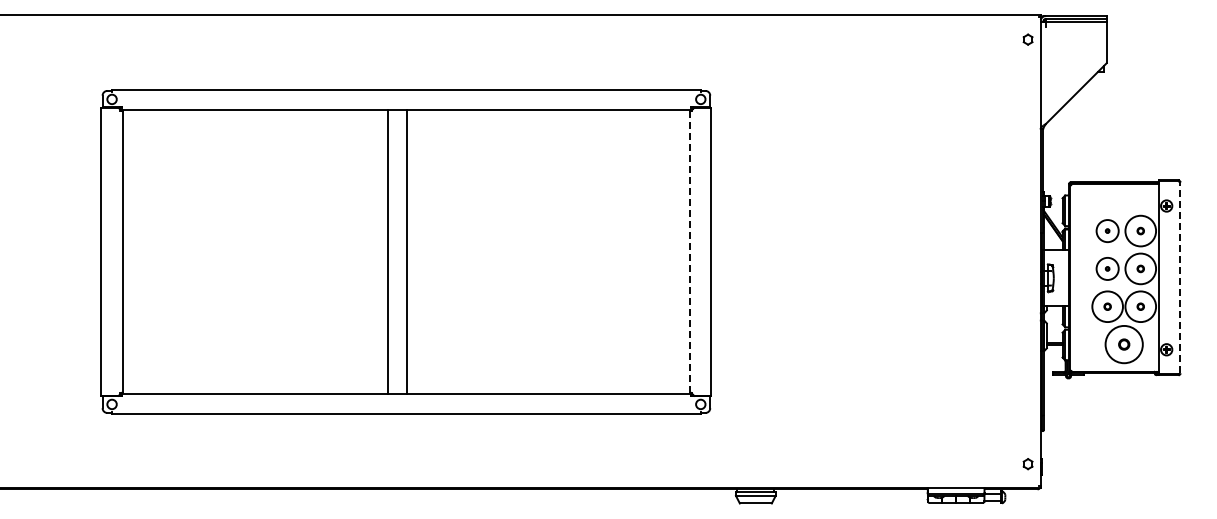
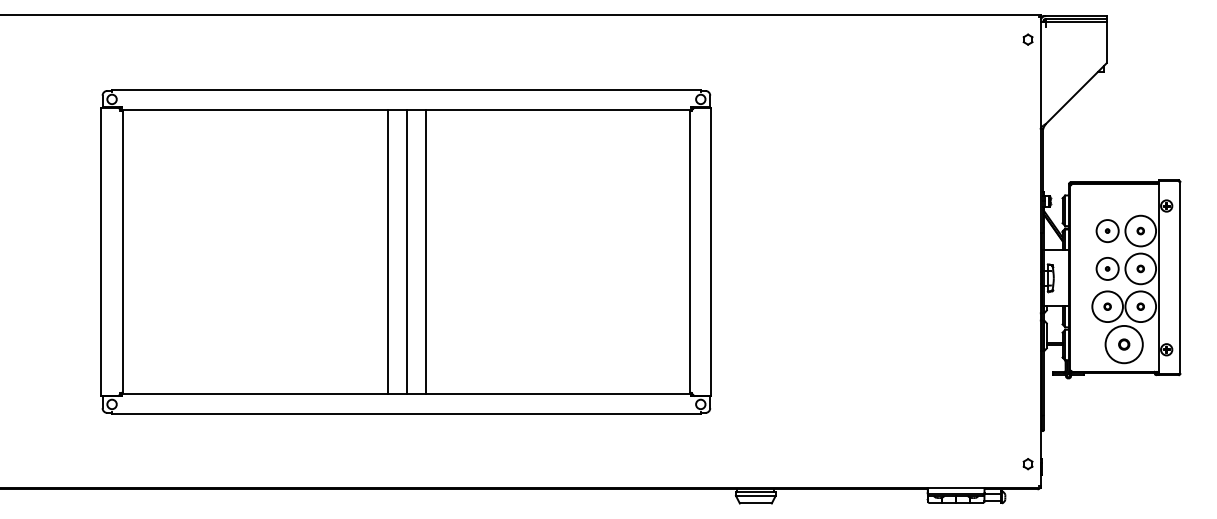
line: none -> present (426, 251)
line: dashed -> solid (690, 251)
line: dashed -> solid (1180, 277)
